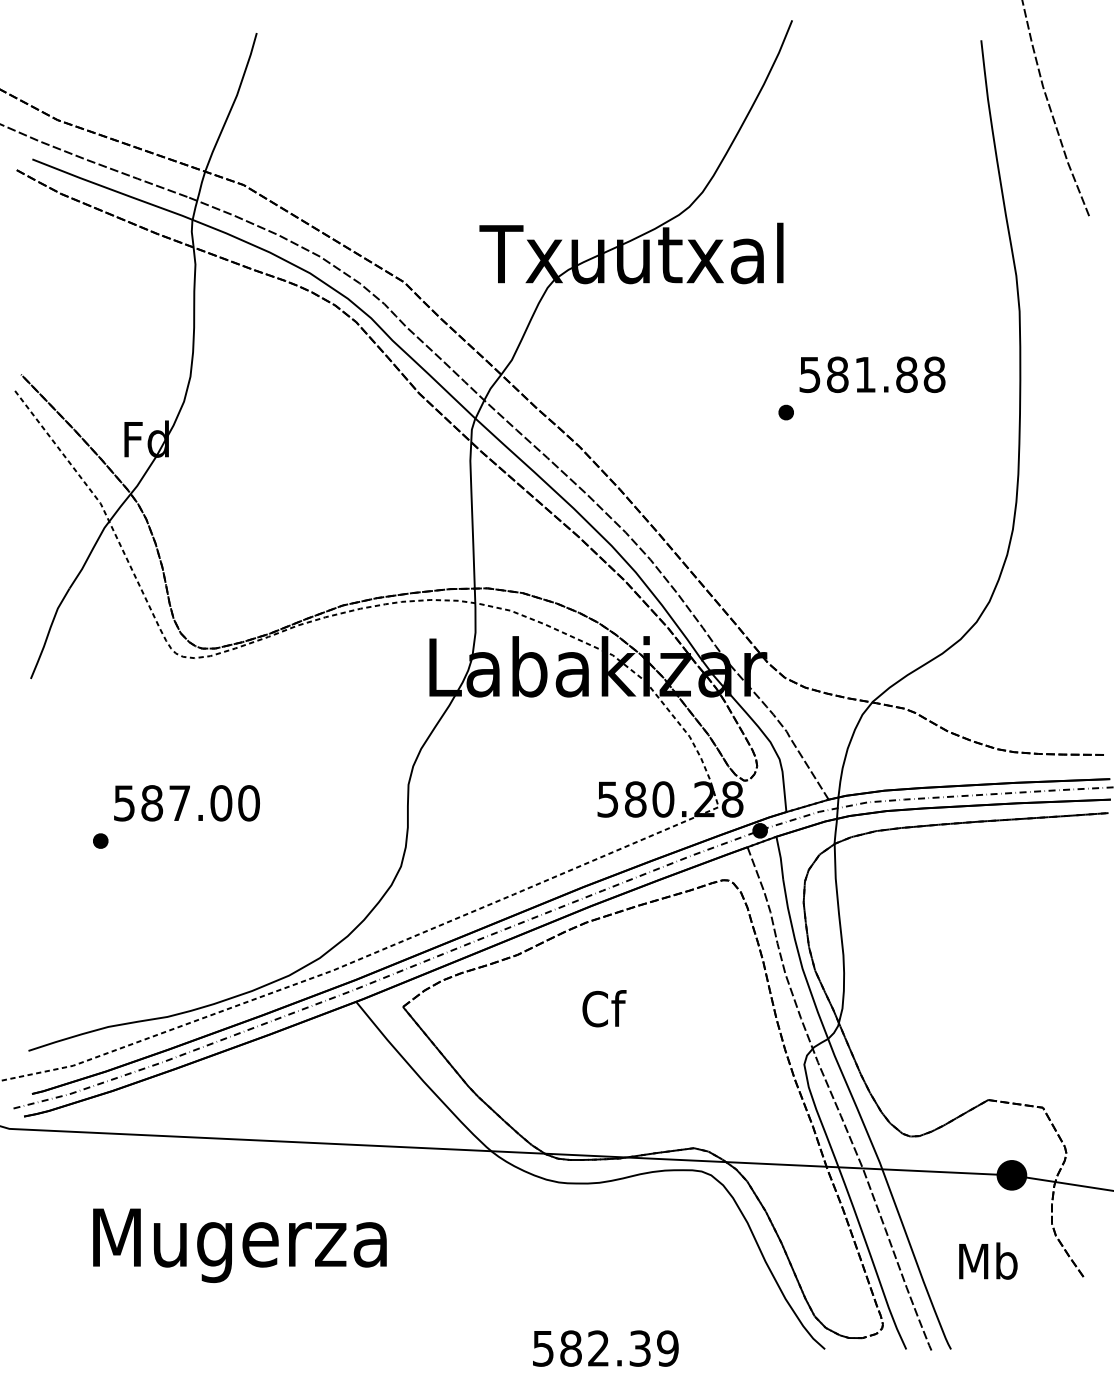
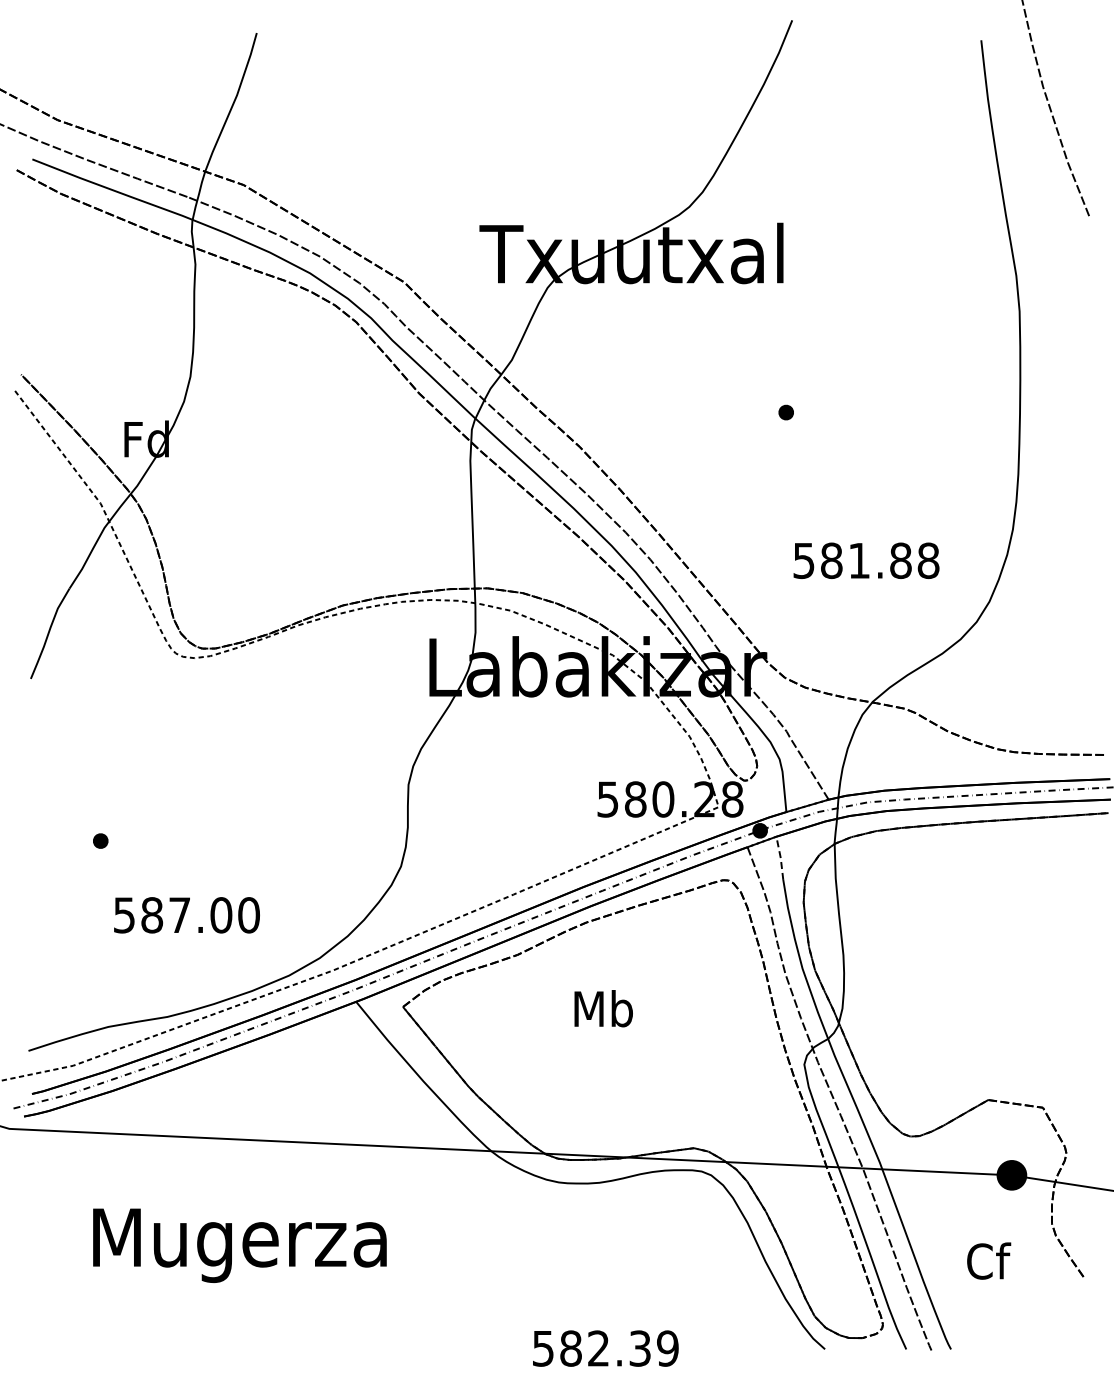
text position: (872, 374) -> (866, 560) (866, 560)
text position: (186, 803) -> (186, 915) (186, 915)
line: solid -> dashed (780, 858)
text: Cf -> Mb (603, 1008)
text: Mb -> Cf (988, 1260)
